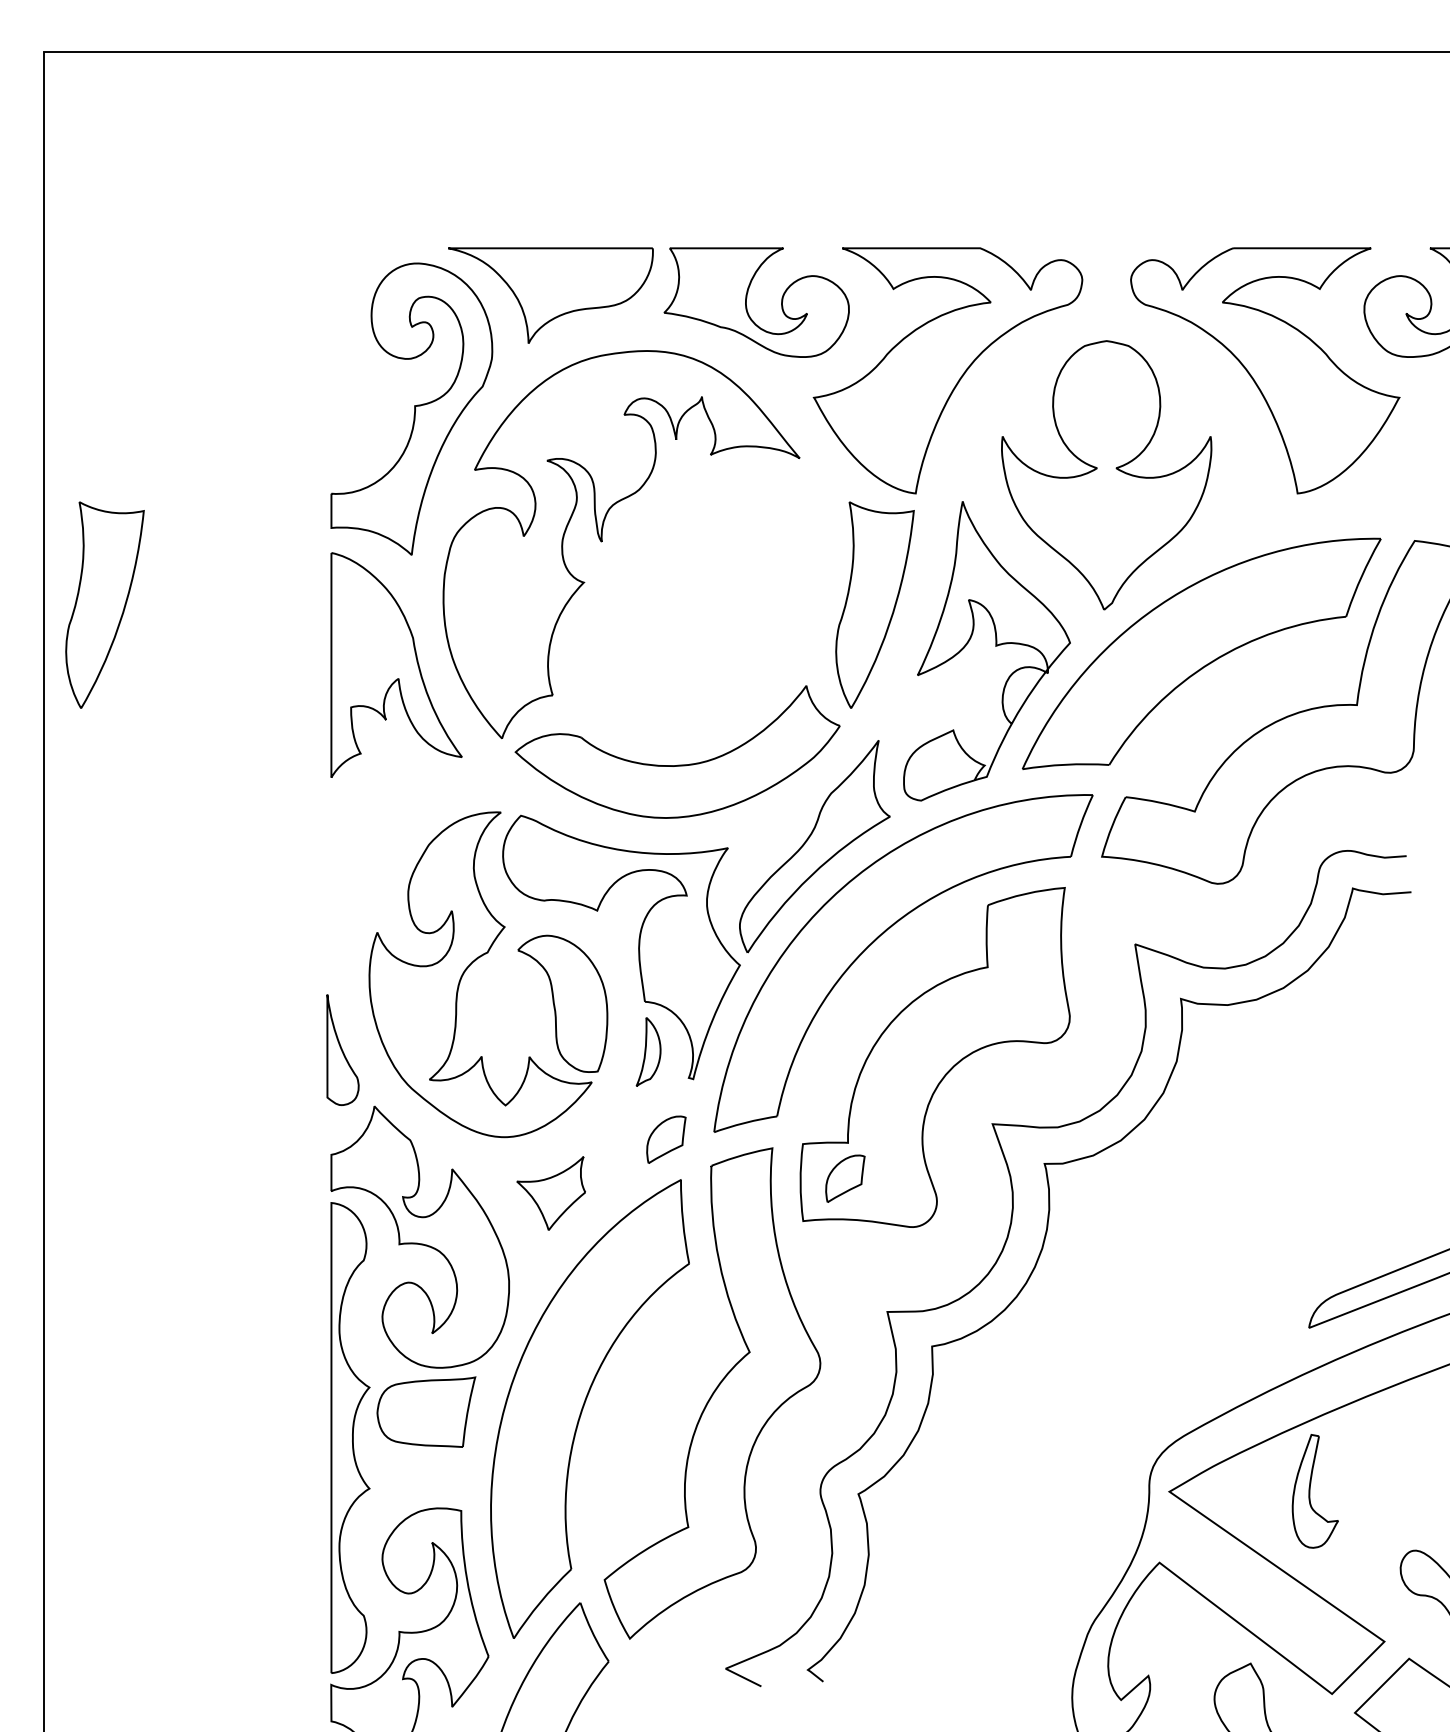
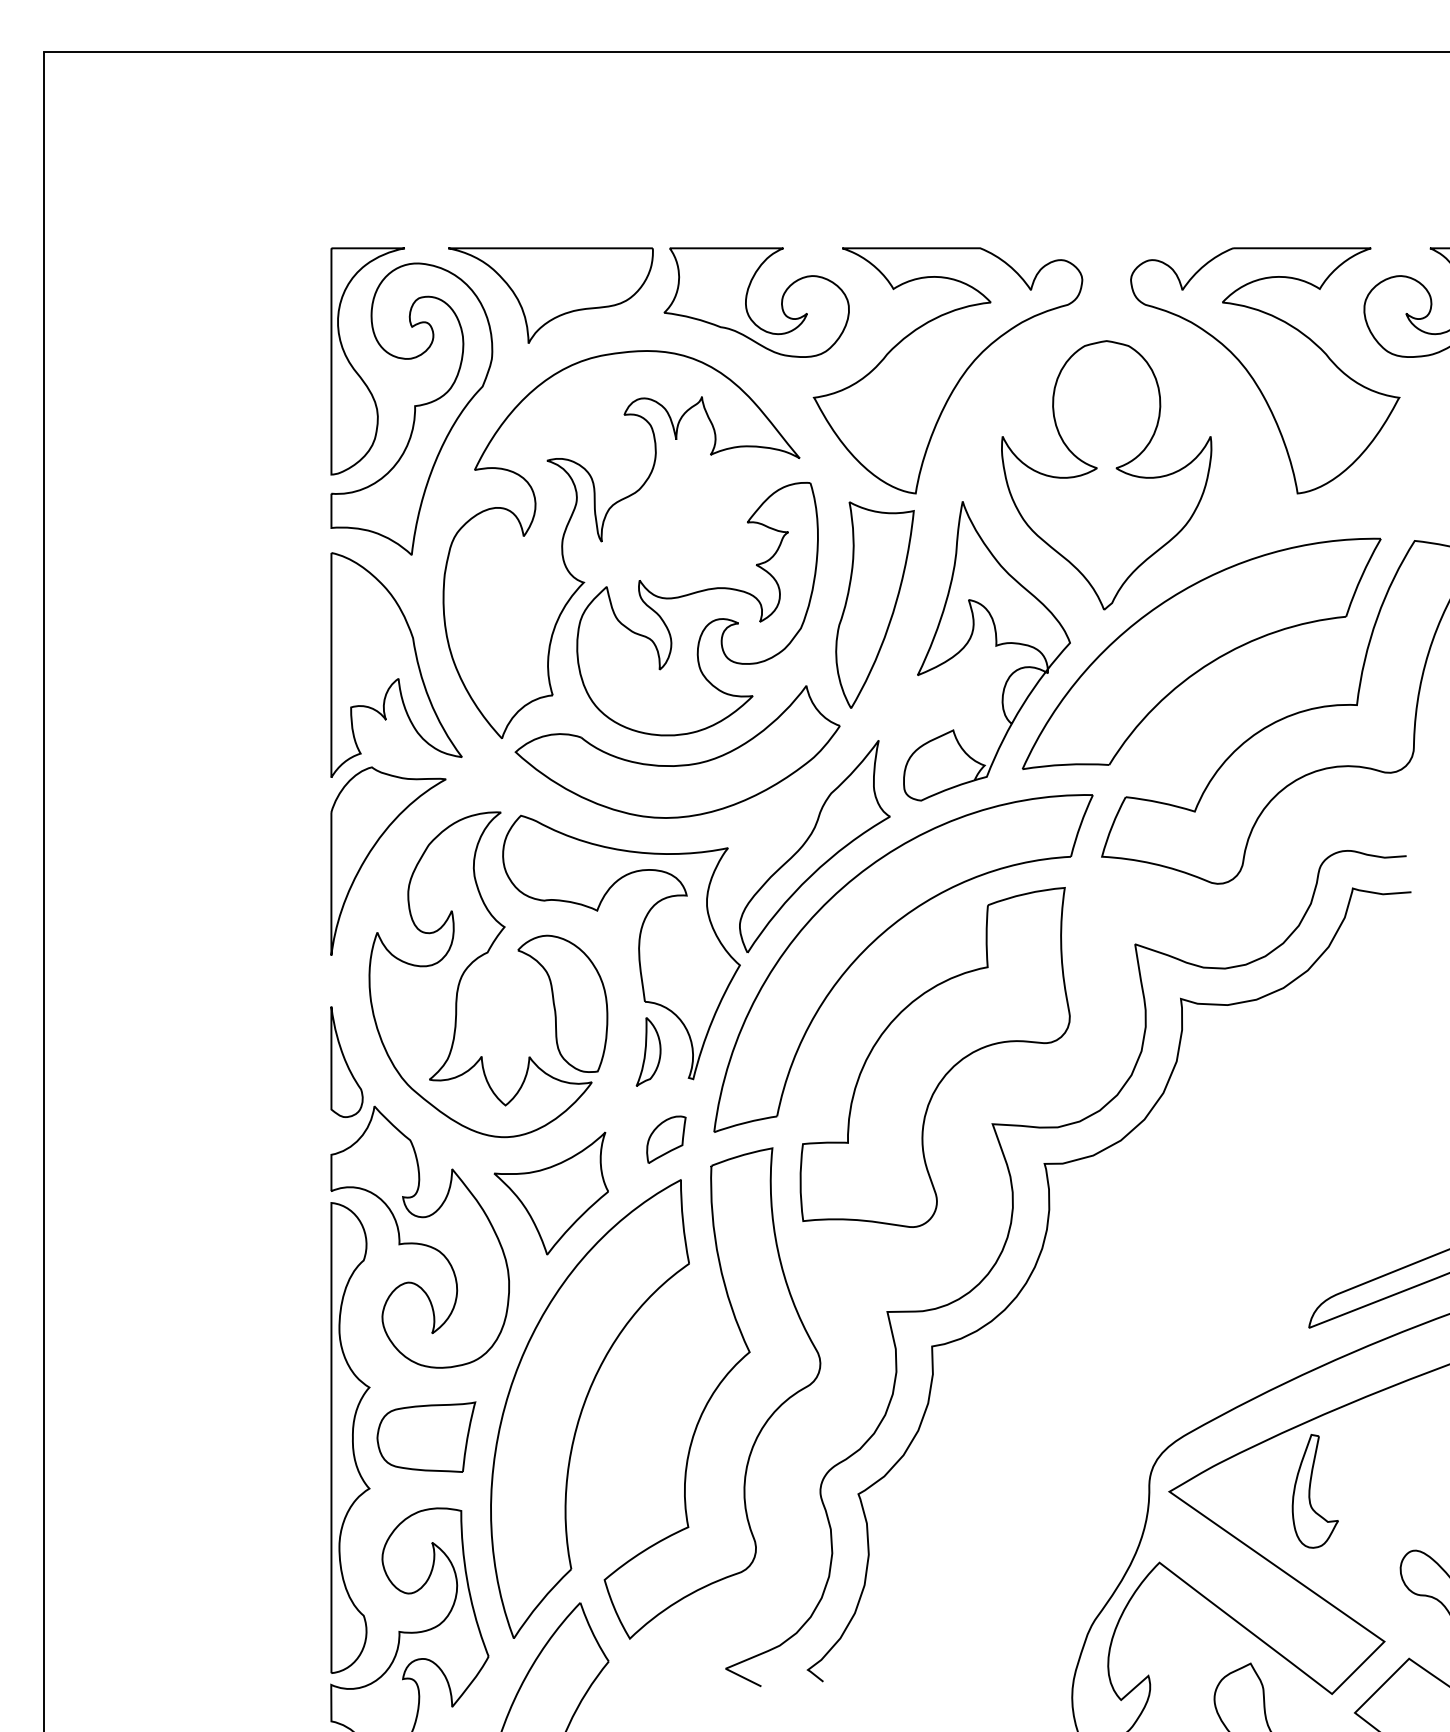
part: none -> present (356, 370)
part: present -> none (104, 604)
part: none -> present (697, 609)
part: none -> present (372, 850)
part position: (342, 1049) -> (346, 1061) (346, 1061)
part: present -> none (845, 1178)
part size: 70x75 px -> 116x125 px (550, 1193)
part position: (426, 1411) -> (426, 1436) (426, 1436)
